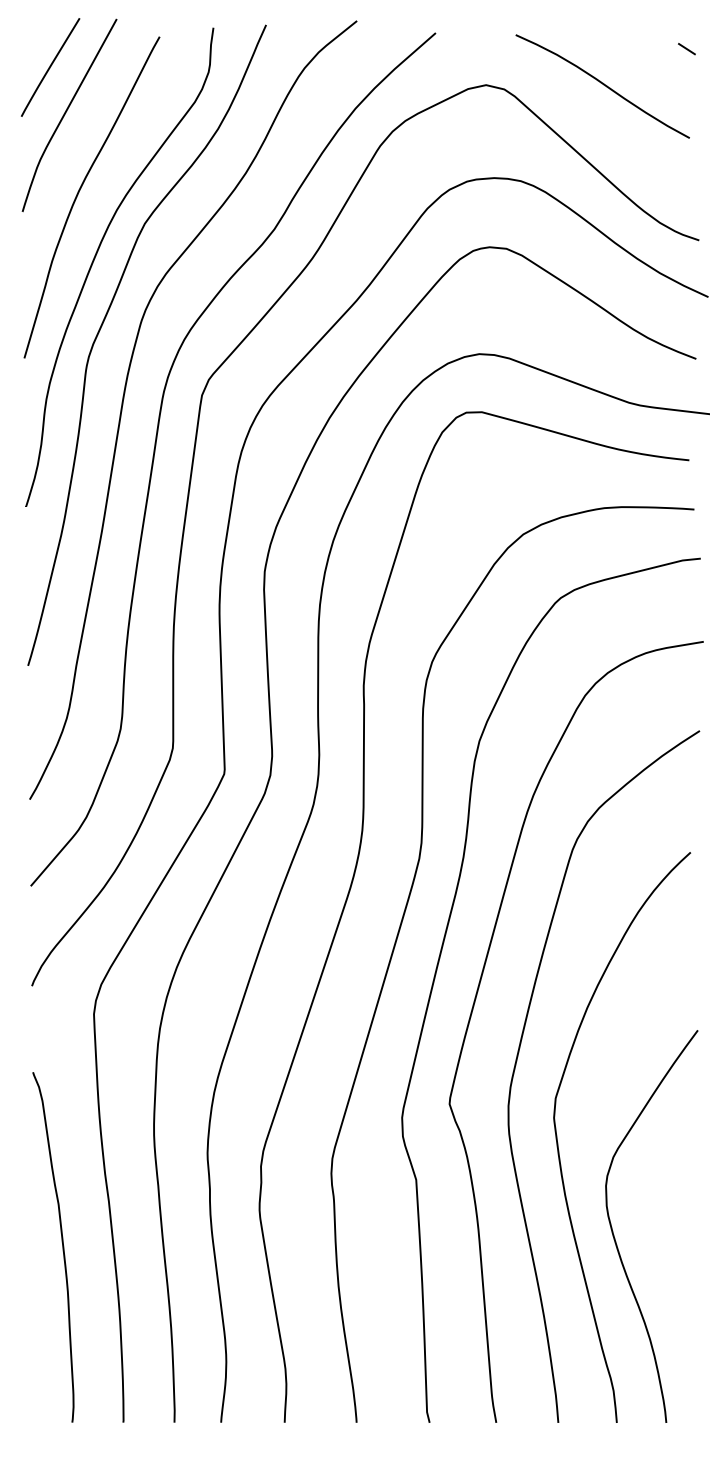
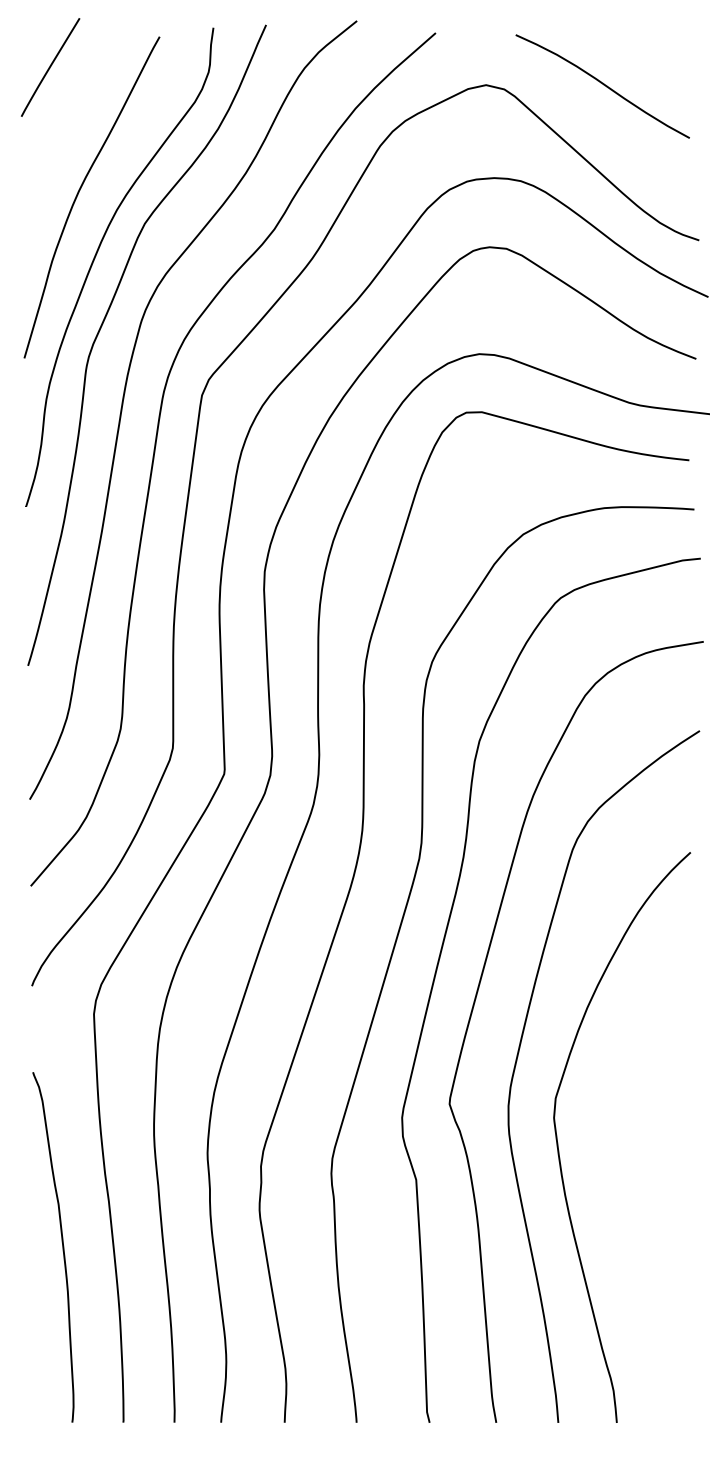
line: present -> none (686, 49)
part: present -> none (69, 115)
curve: present -> none (614, 1234)
